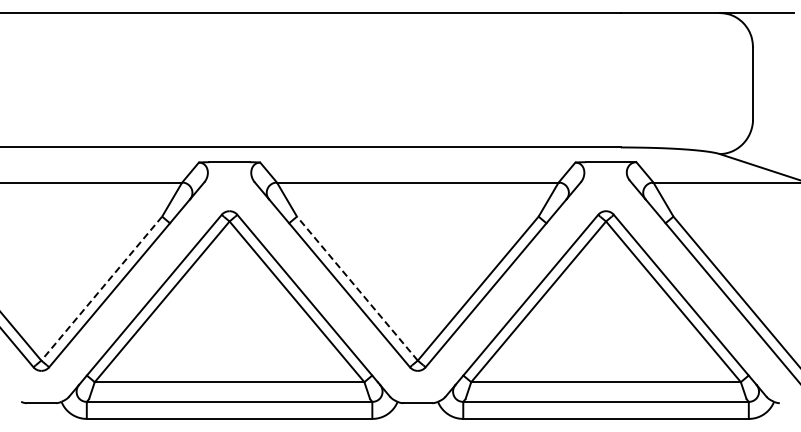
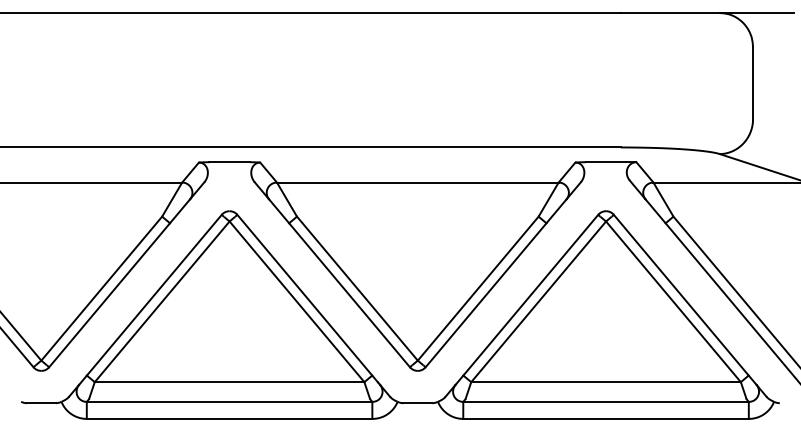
line: dashed -> solid (101, 288)
line: dashed -> solid (357, 288)
